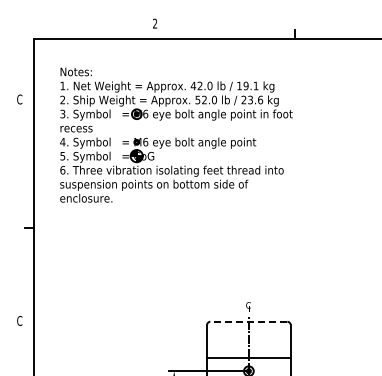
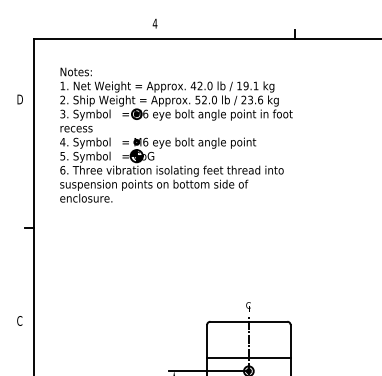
text: 2 -> 4 (154, 23)
text: C -> D (19, 99)
line: dashed -> solid (248, 321)
